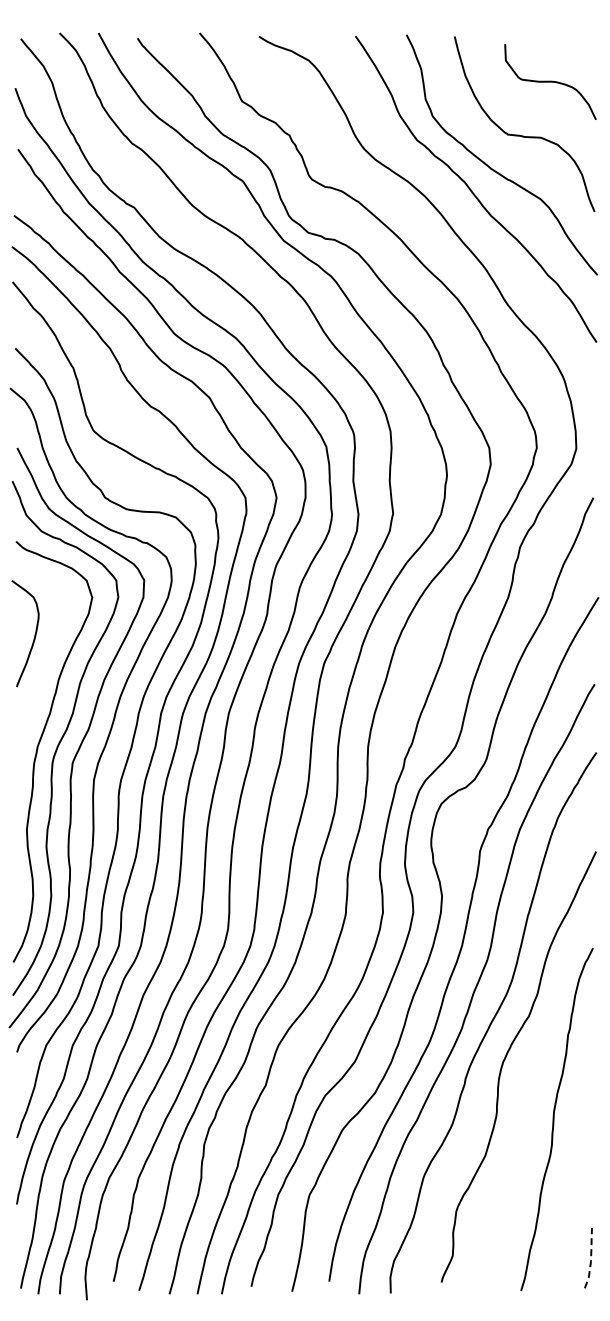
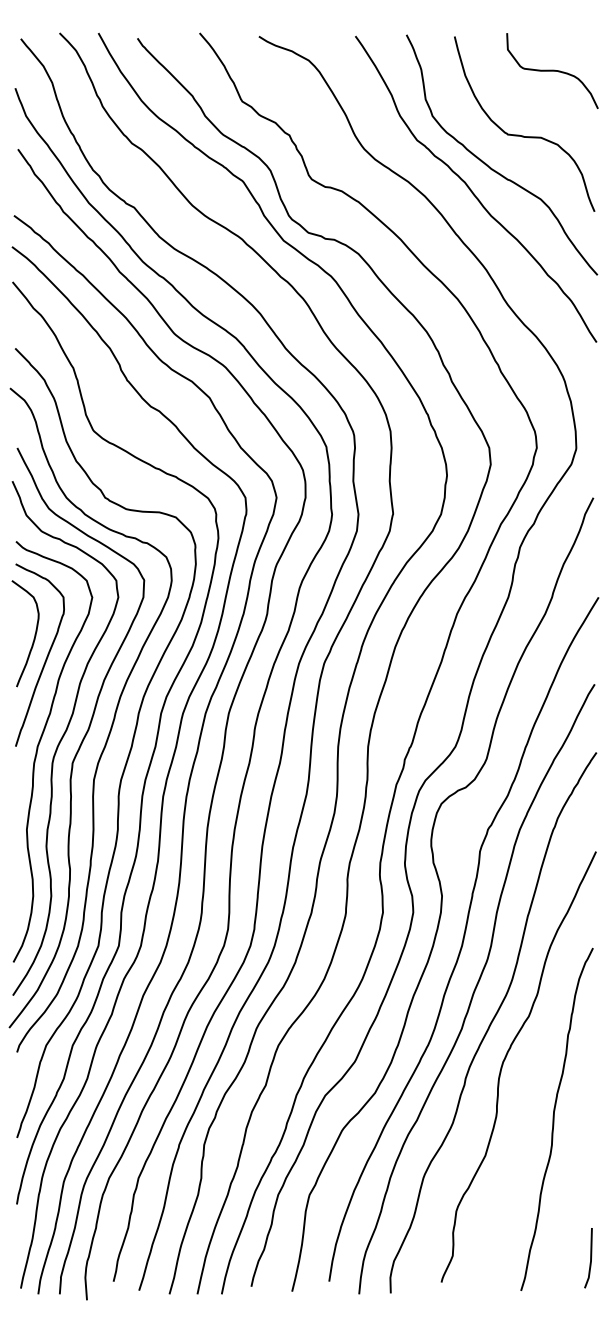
curve position: (550, 81) -> (552, 70) (552, 70)
curve: none -> present (45, 658)
line: dashed -> solid (591, 1259)
